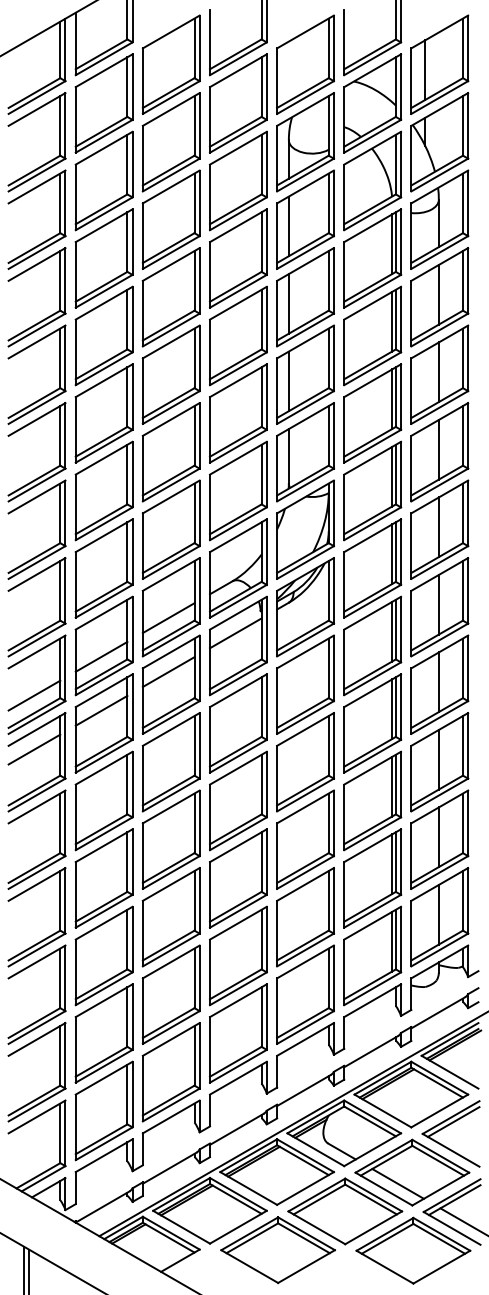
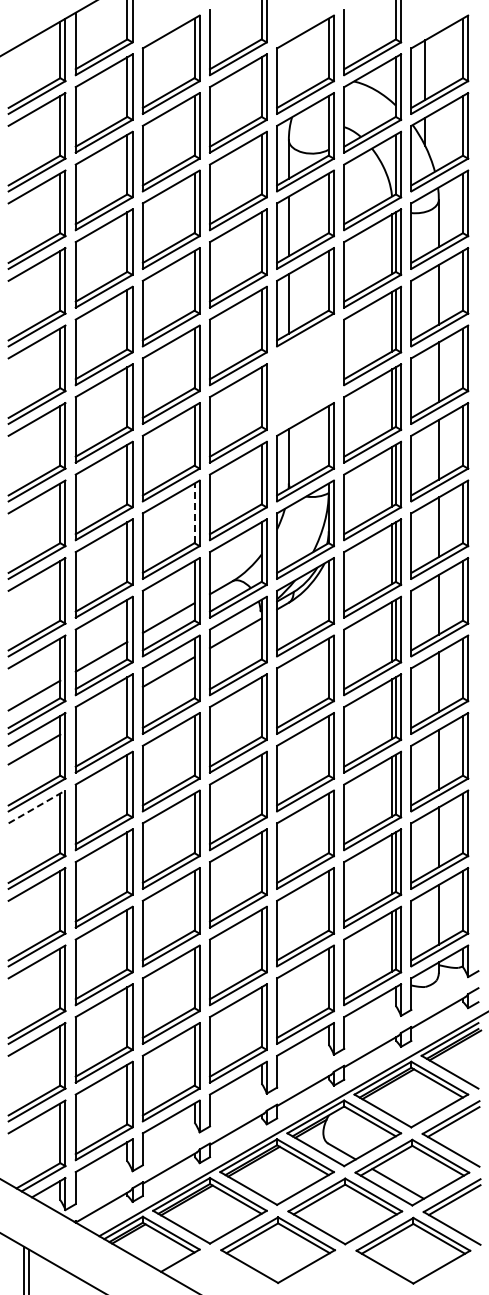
part: present -> none (305, 374)
line: solid -> dashed (194, 513)
line: present -> none (101, 710)
line: solid -> dashed (37, 806)
line: present -> none (462, 1221)
